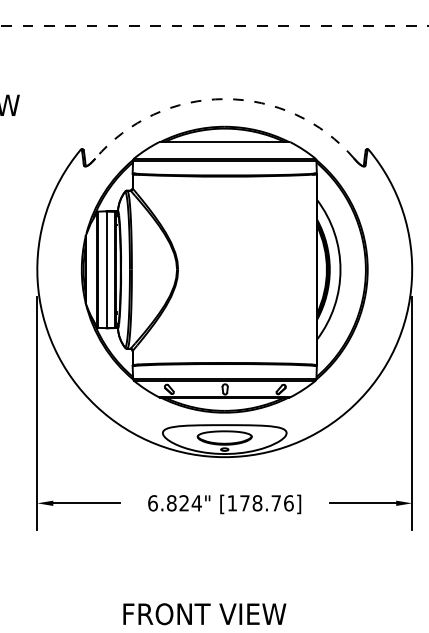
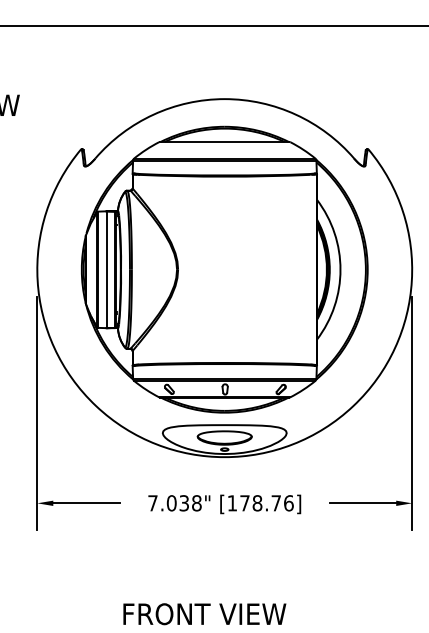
line: dashed -> solid (214, 25)
arc: dashed -> solid (224, 99)
text: 6.824" -> 7.038" (174, 503)
